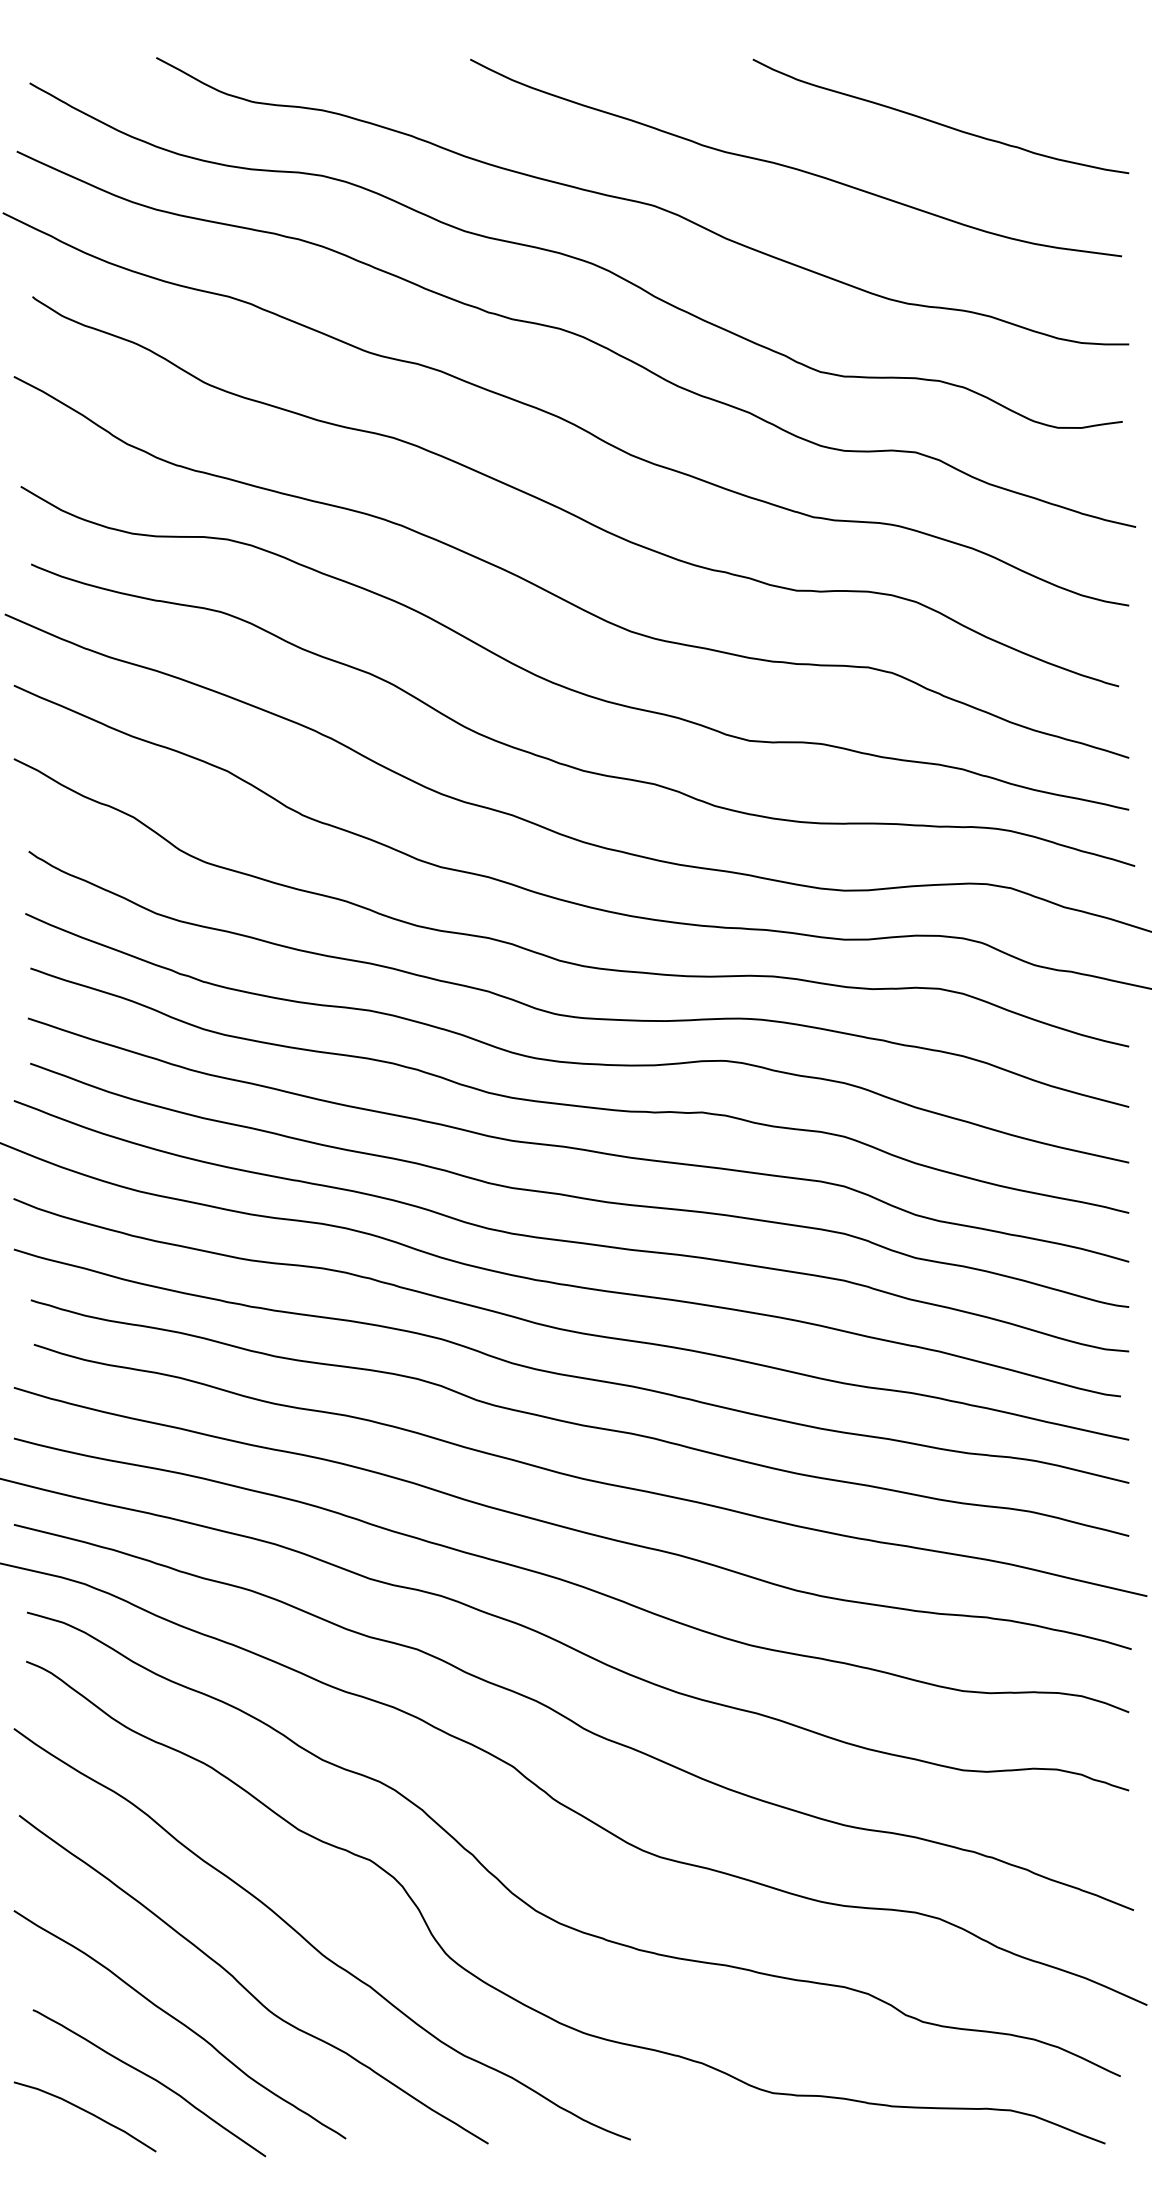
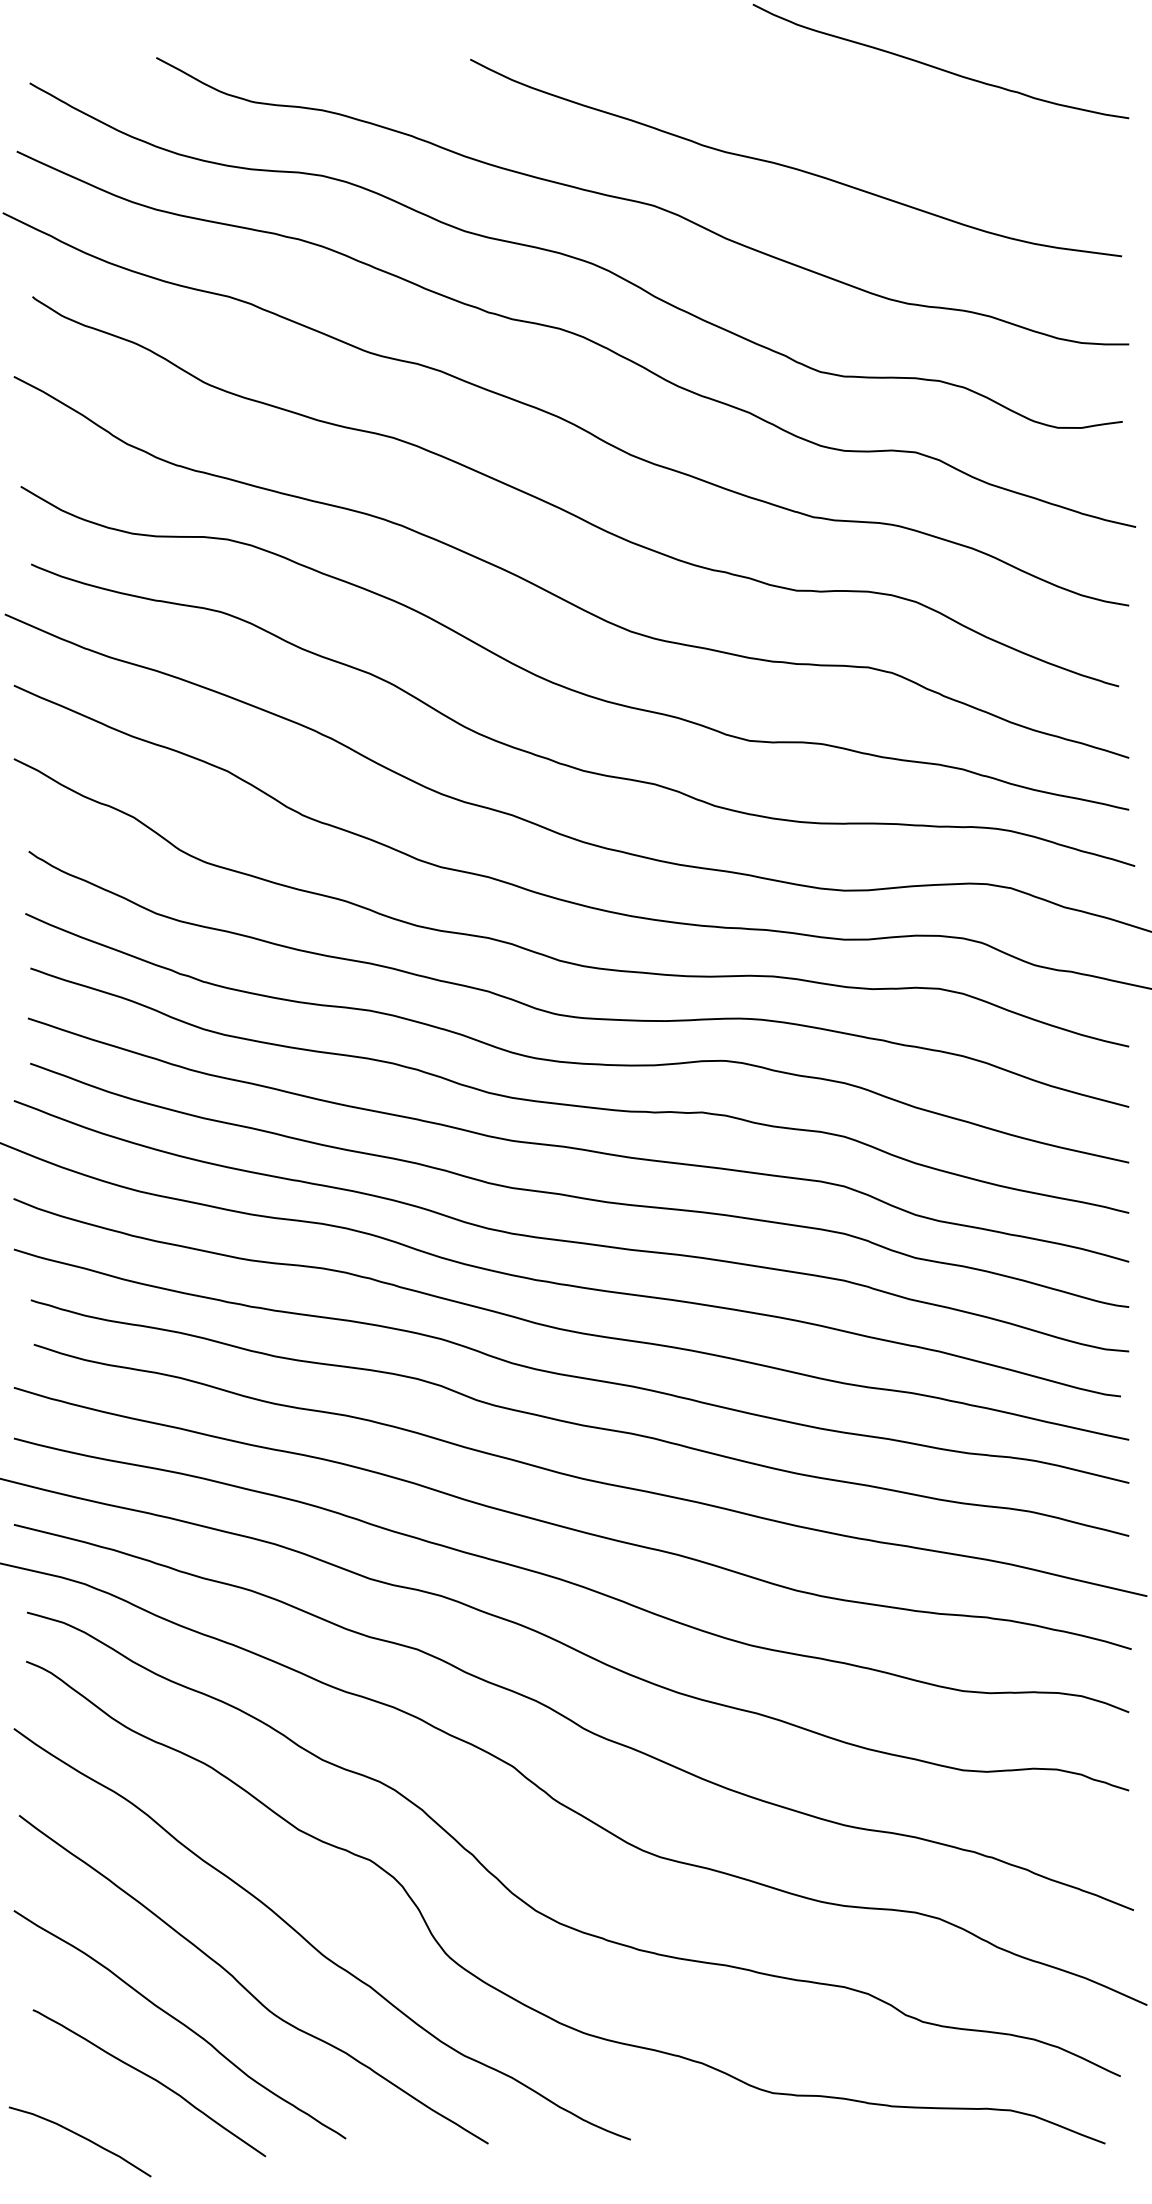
curve position: (938, 122) -> (938, 67) (938, 67)
curve position: (86, 2112) -> (81, 2137) (81, 2137)
